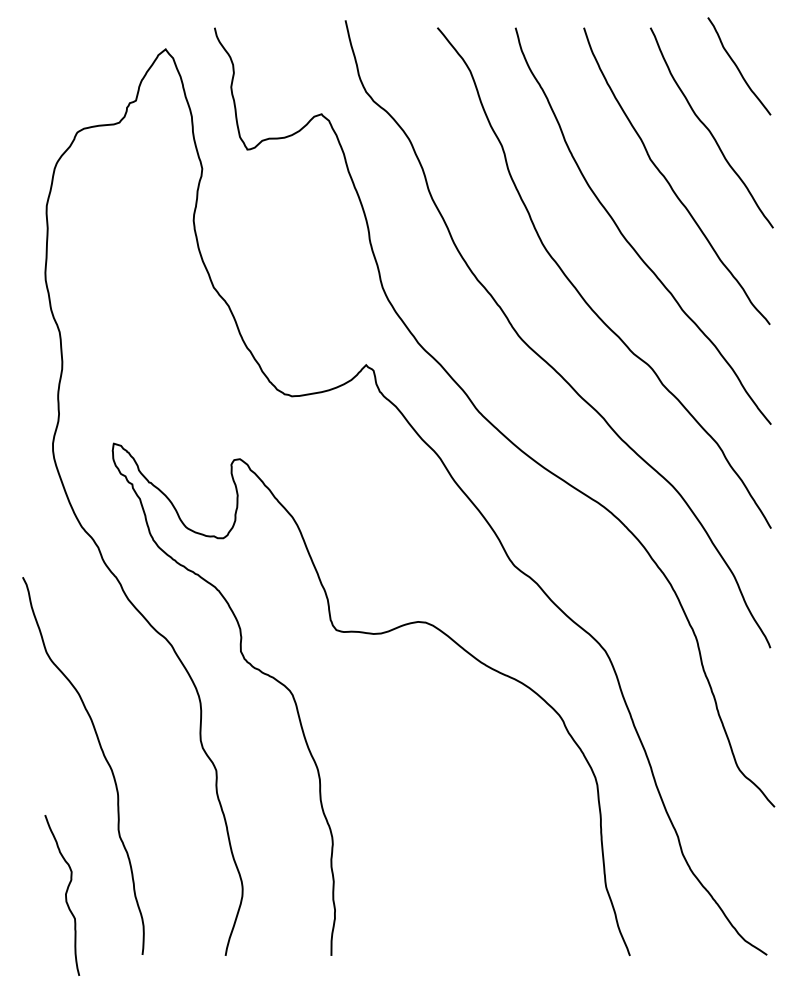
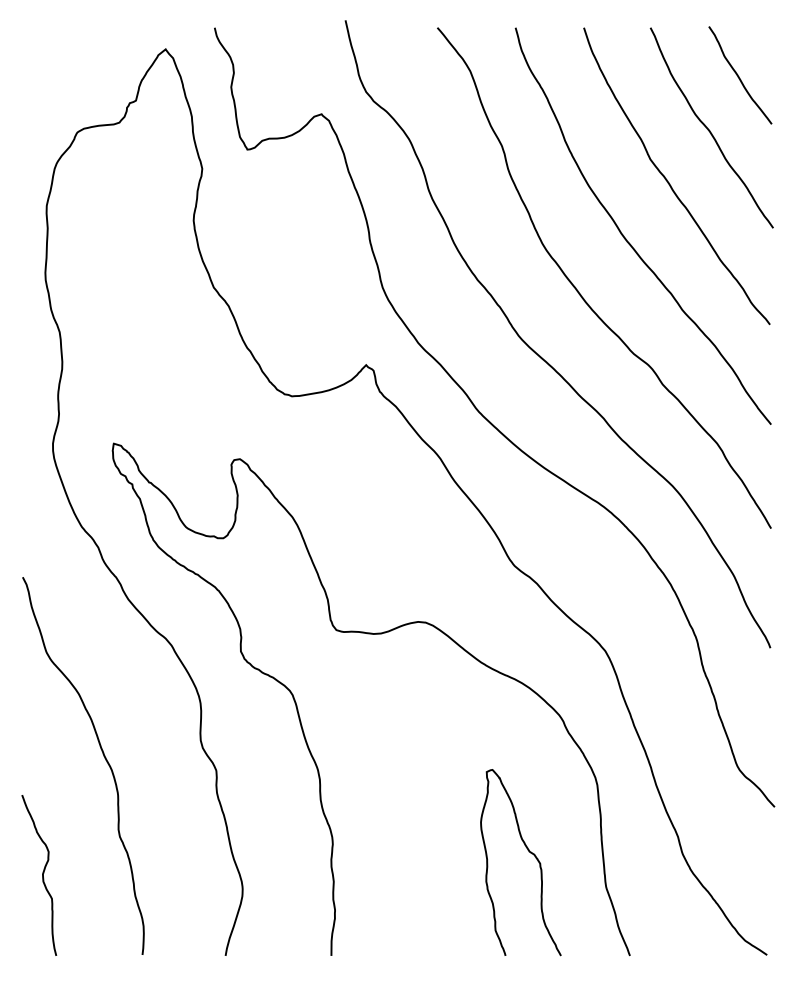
curve position: (738, 67) -> (739, 76) (739, 76)
curve: none -> present (529, 852)
curve position: (65, 895) -> (42, 875) (42, 875)
